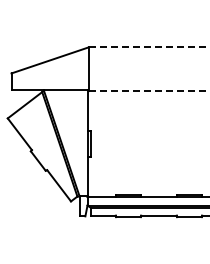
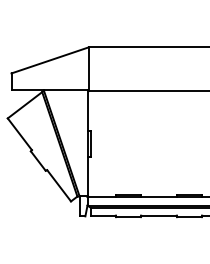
line: dashed -> solid (149, 46)
line: dashed -> solid (149, 90)
